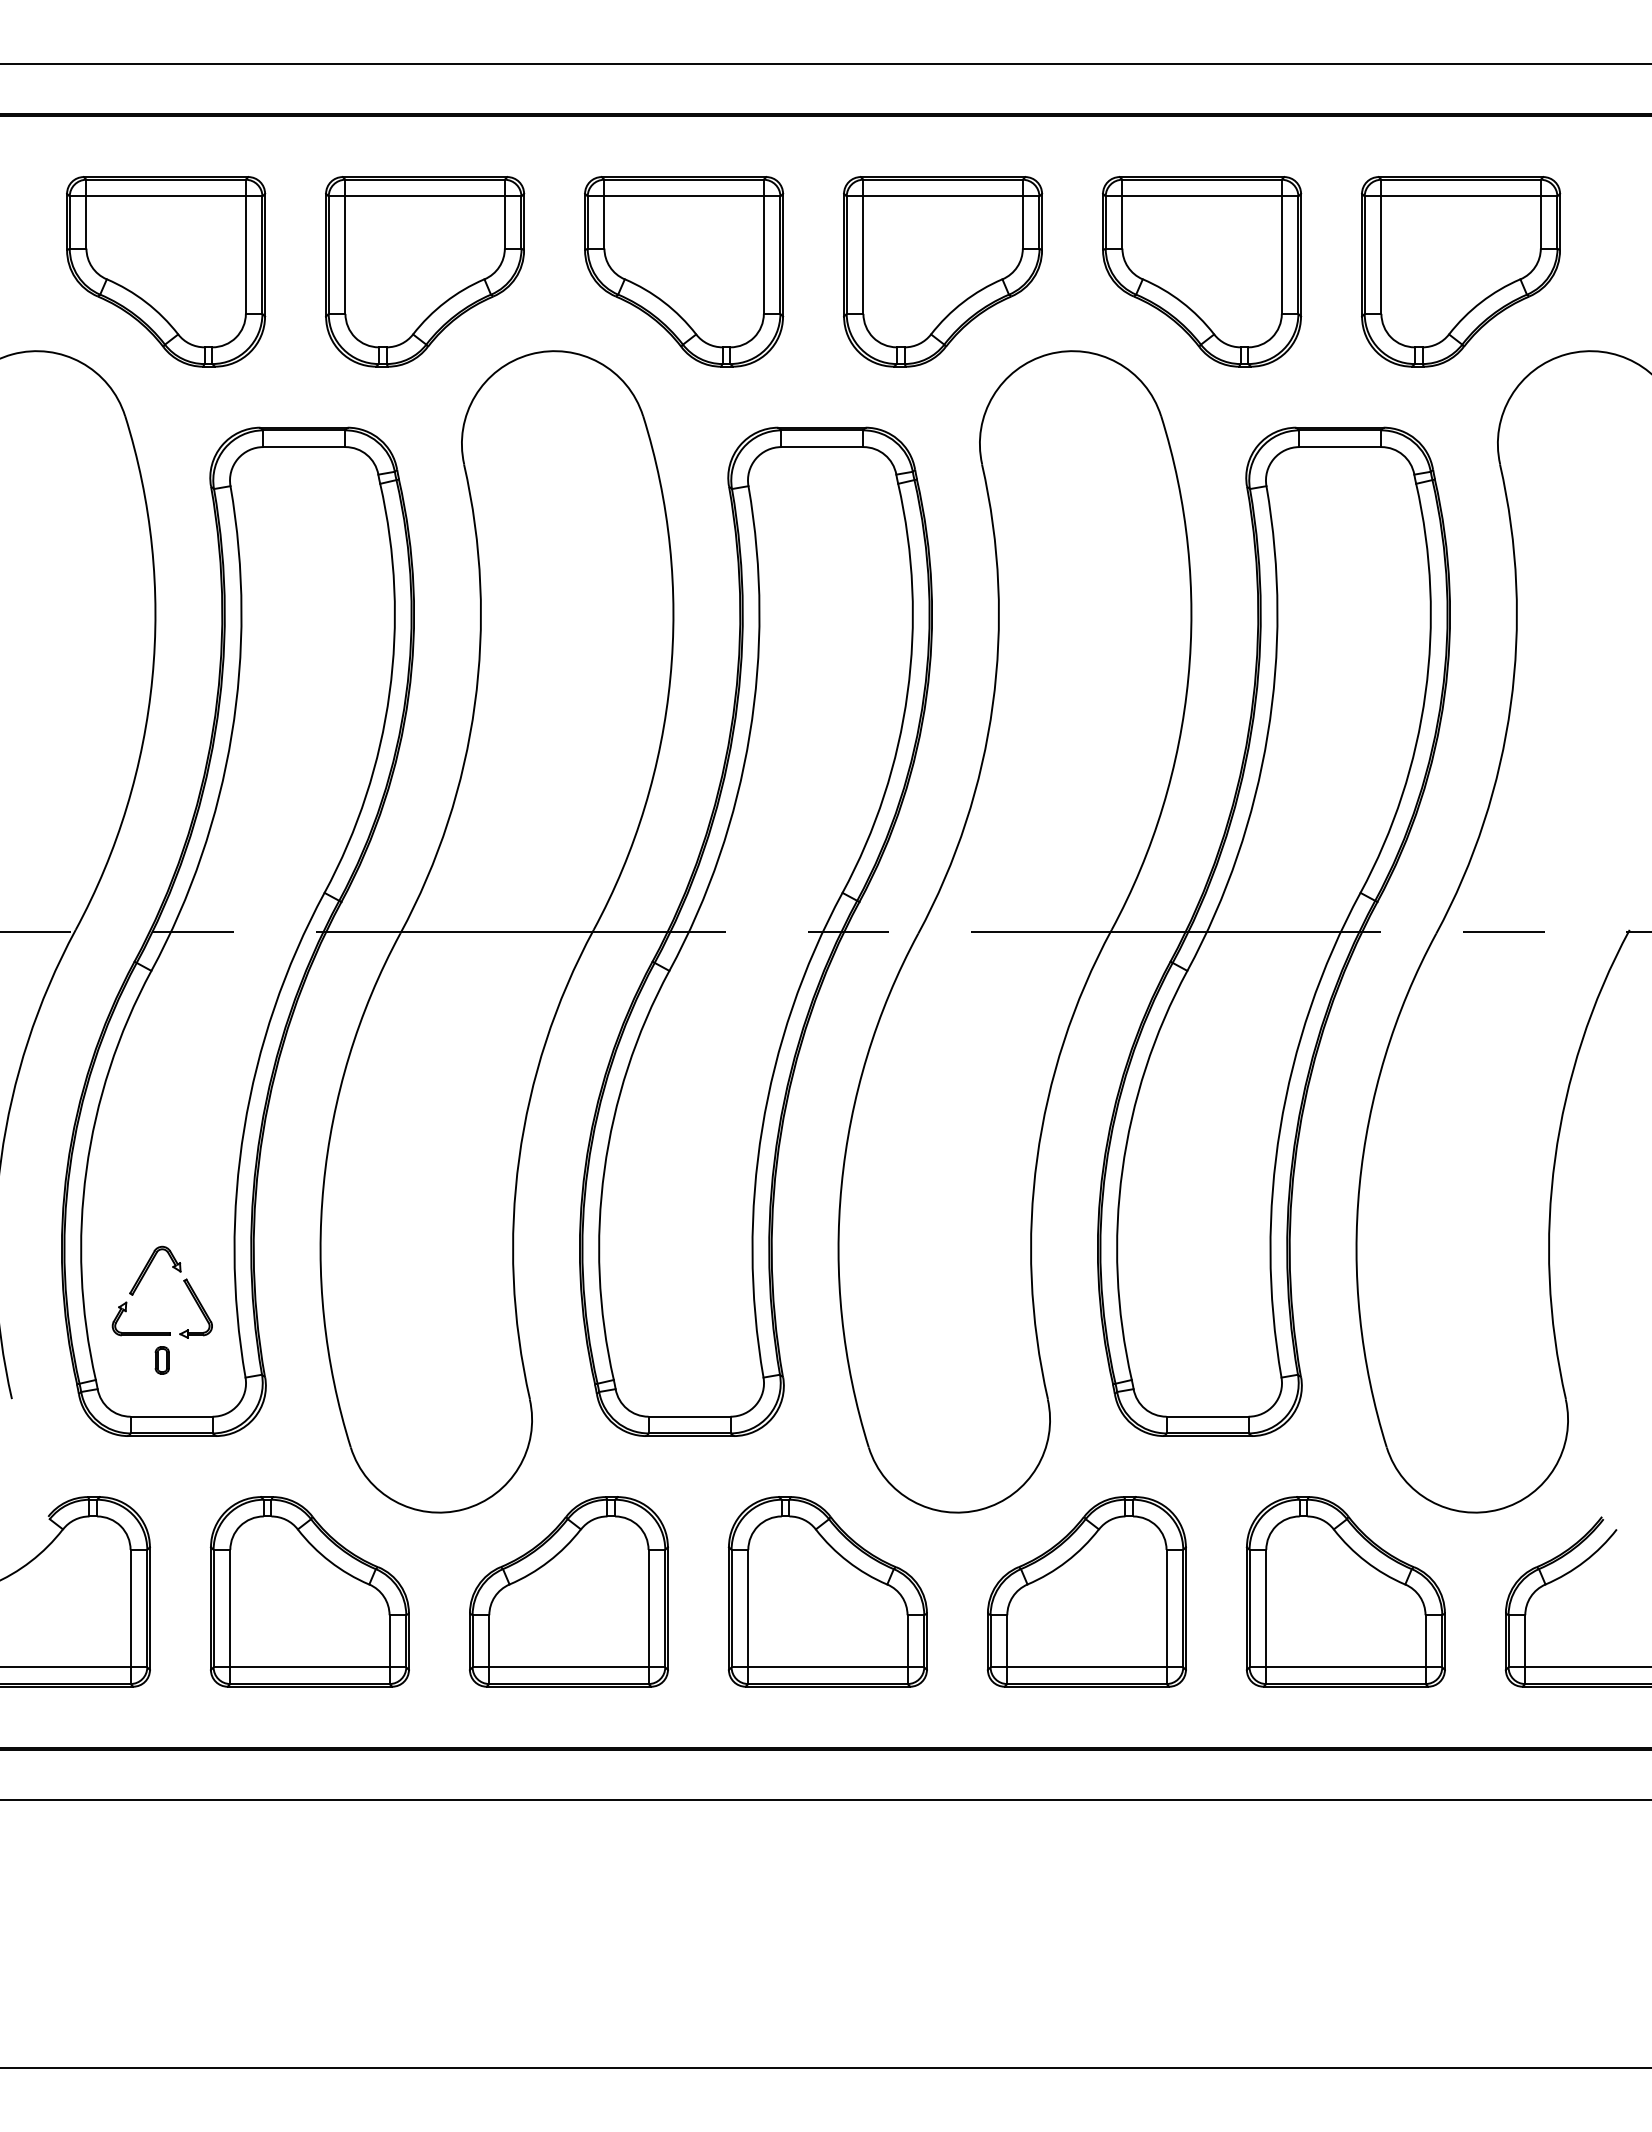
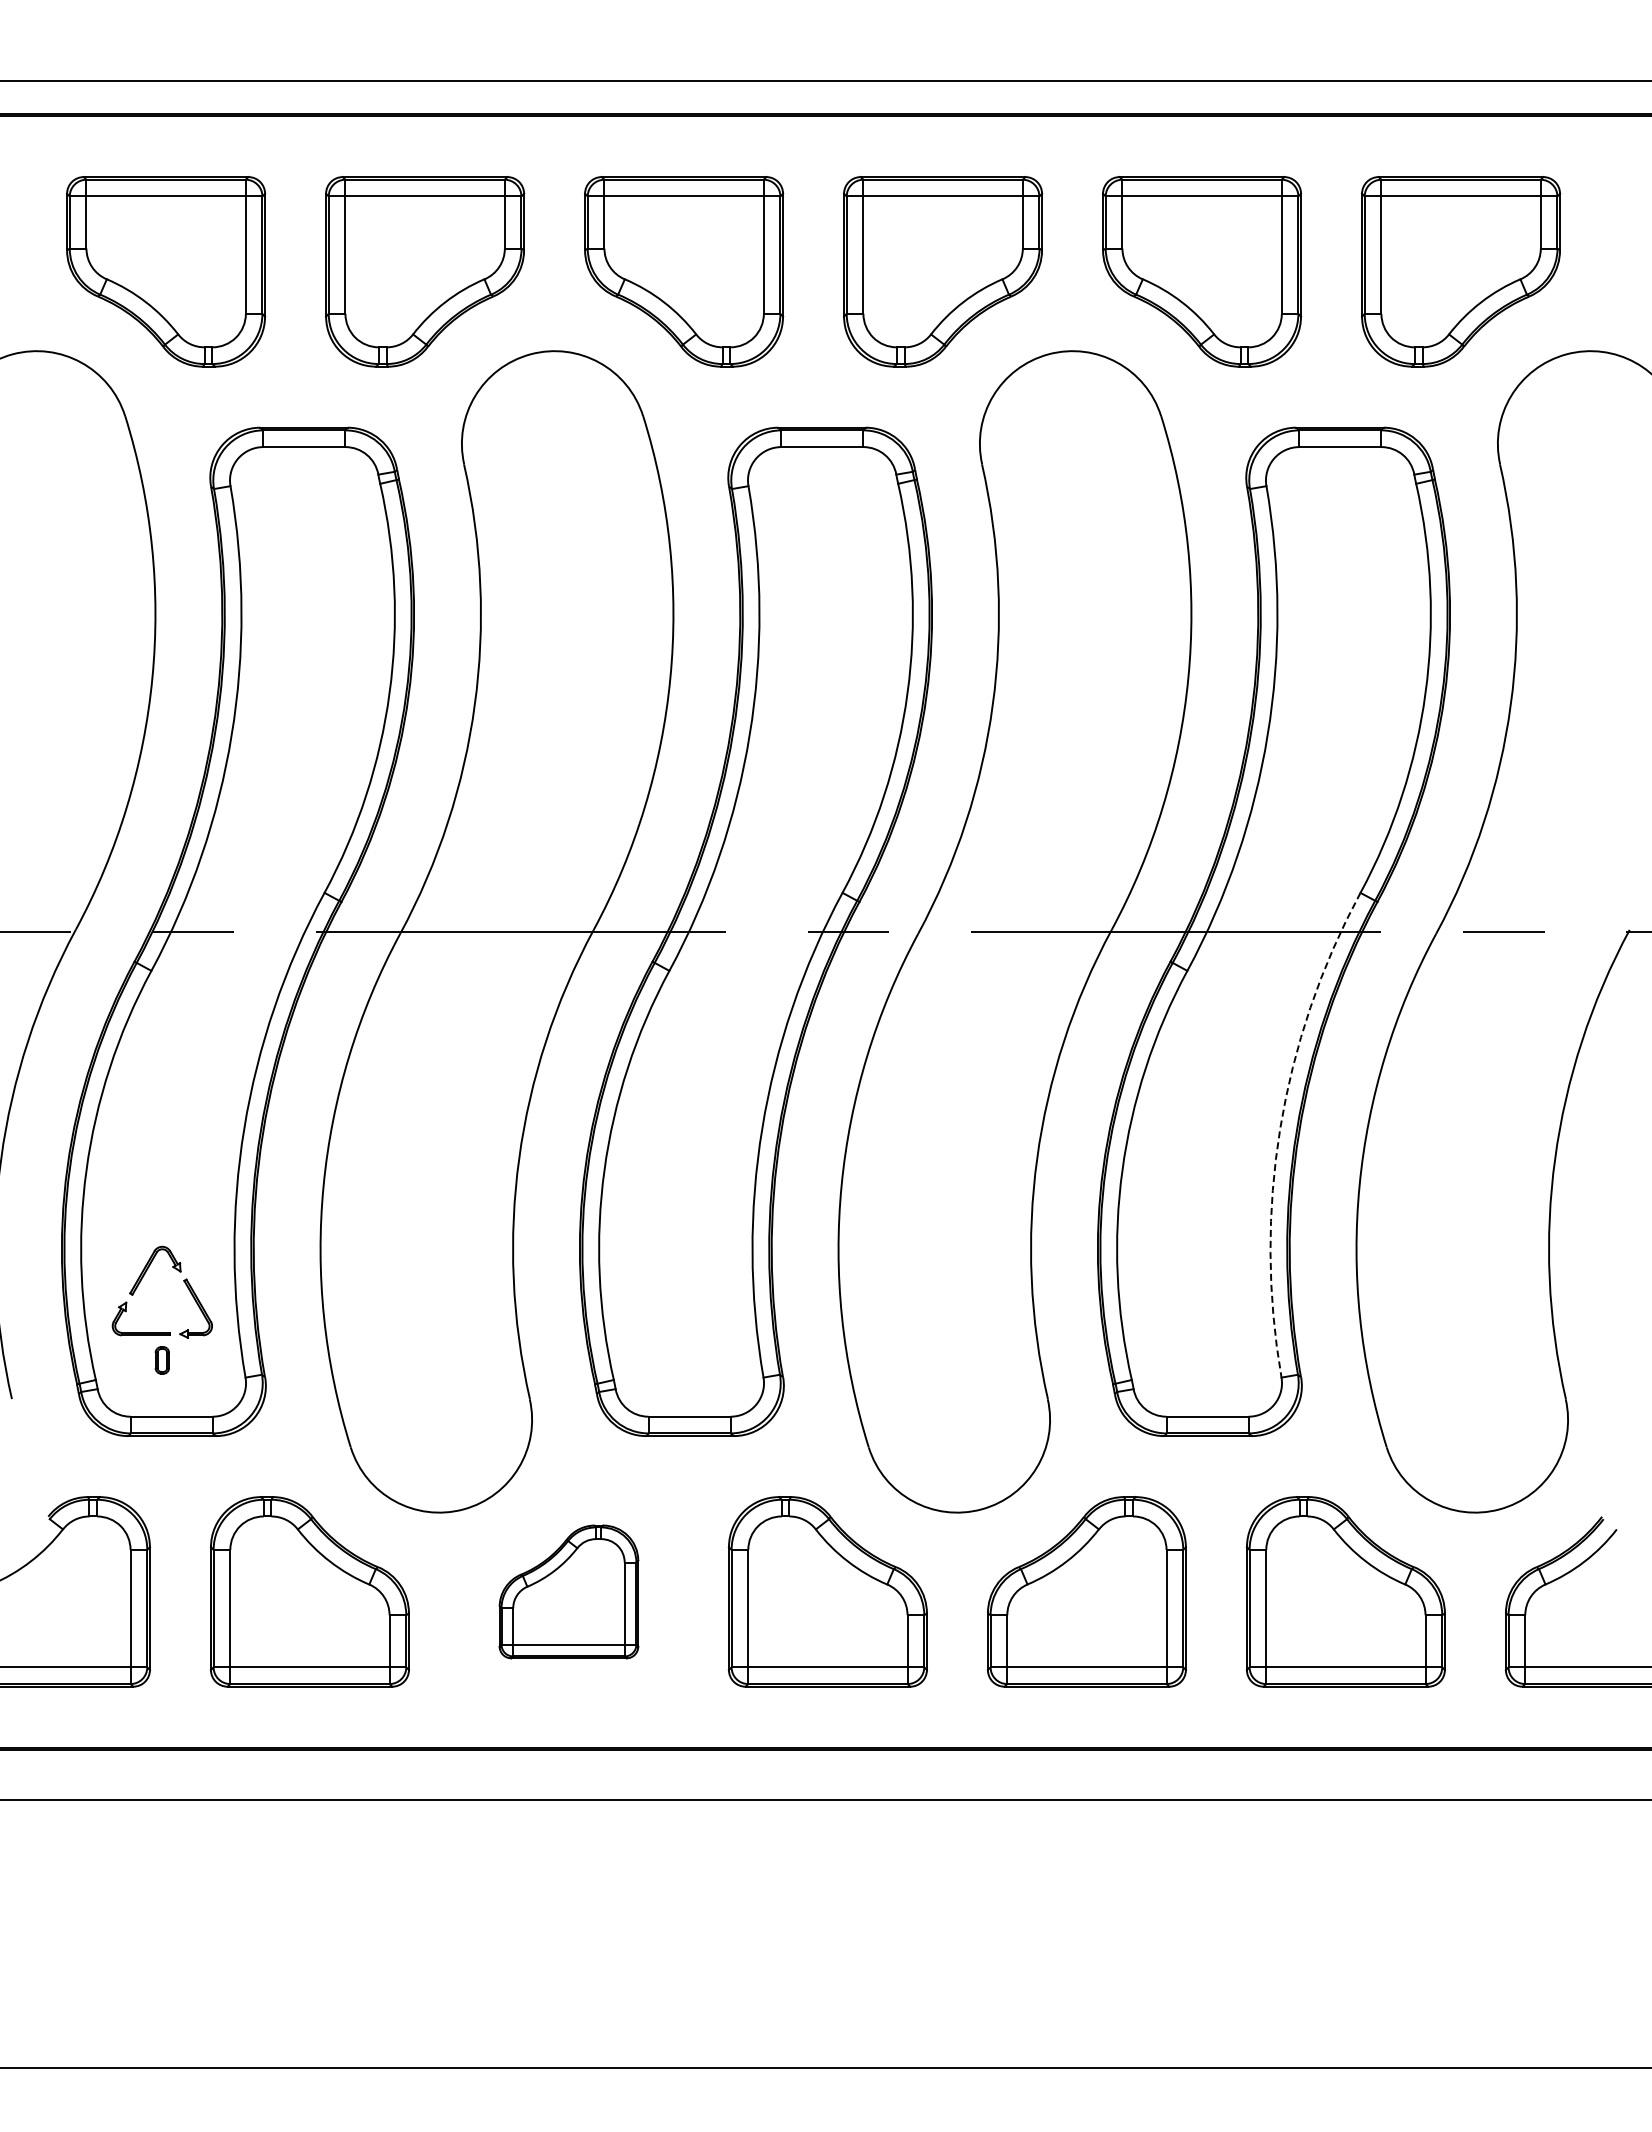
line position: (825, 63) -> (825, 80) (825, 80)
arc: solid -> dashed (1280, 1128)
part size: 200x192 px -> 142x136 px (568, 1591)
